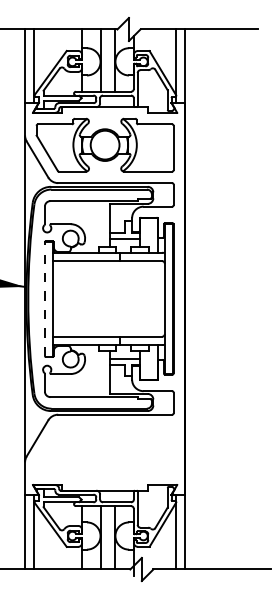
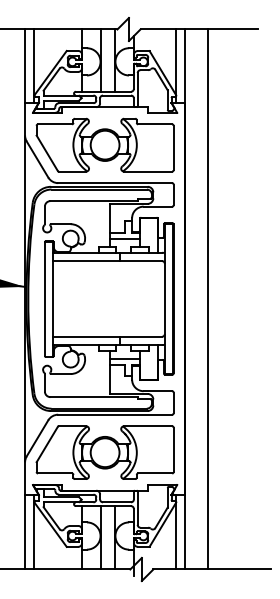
line: dashed -> solid (44, 299)
line: none -> present (208, 299)
part: none -> present (104, 452)
